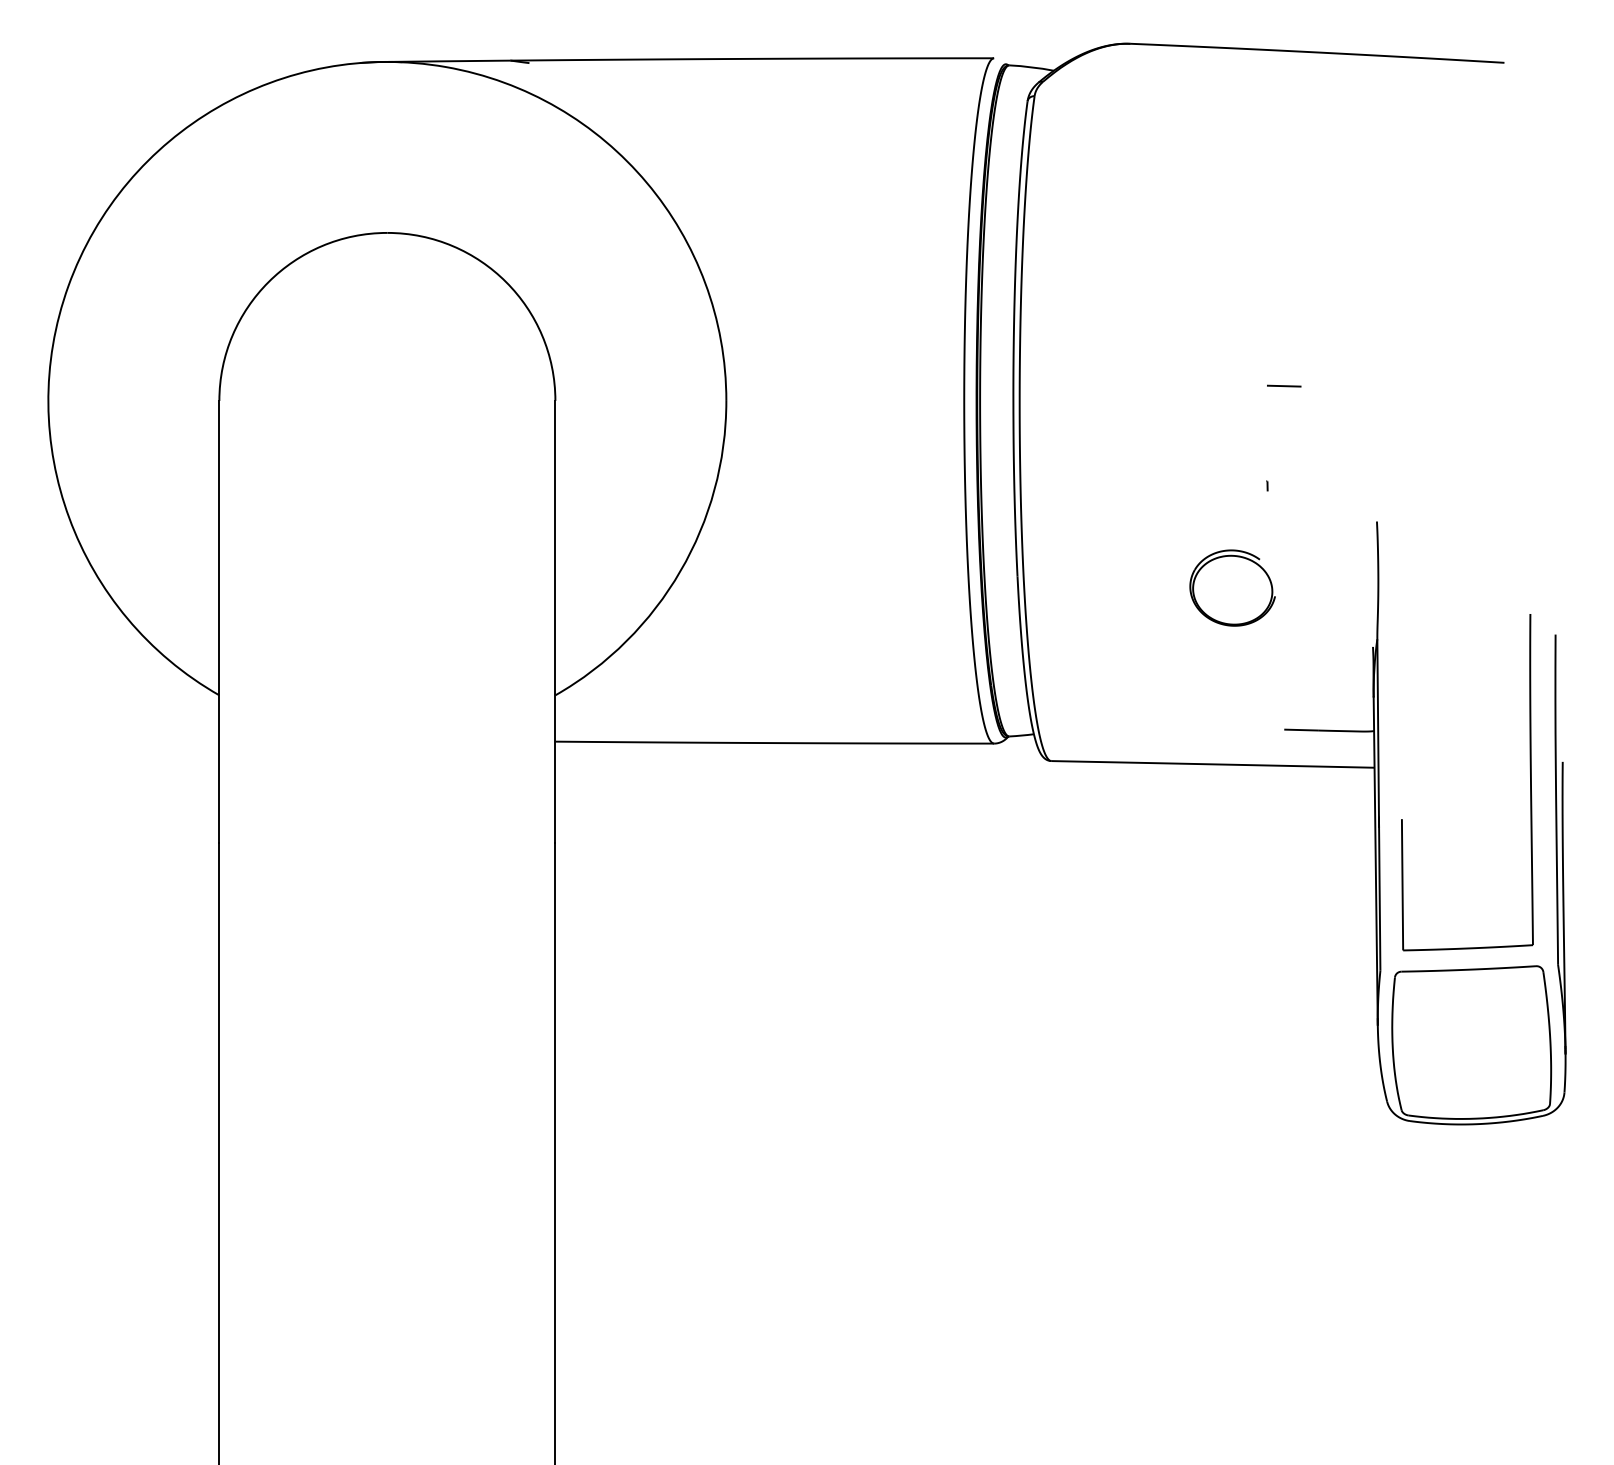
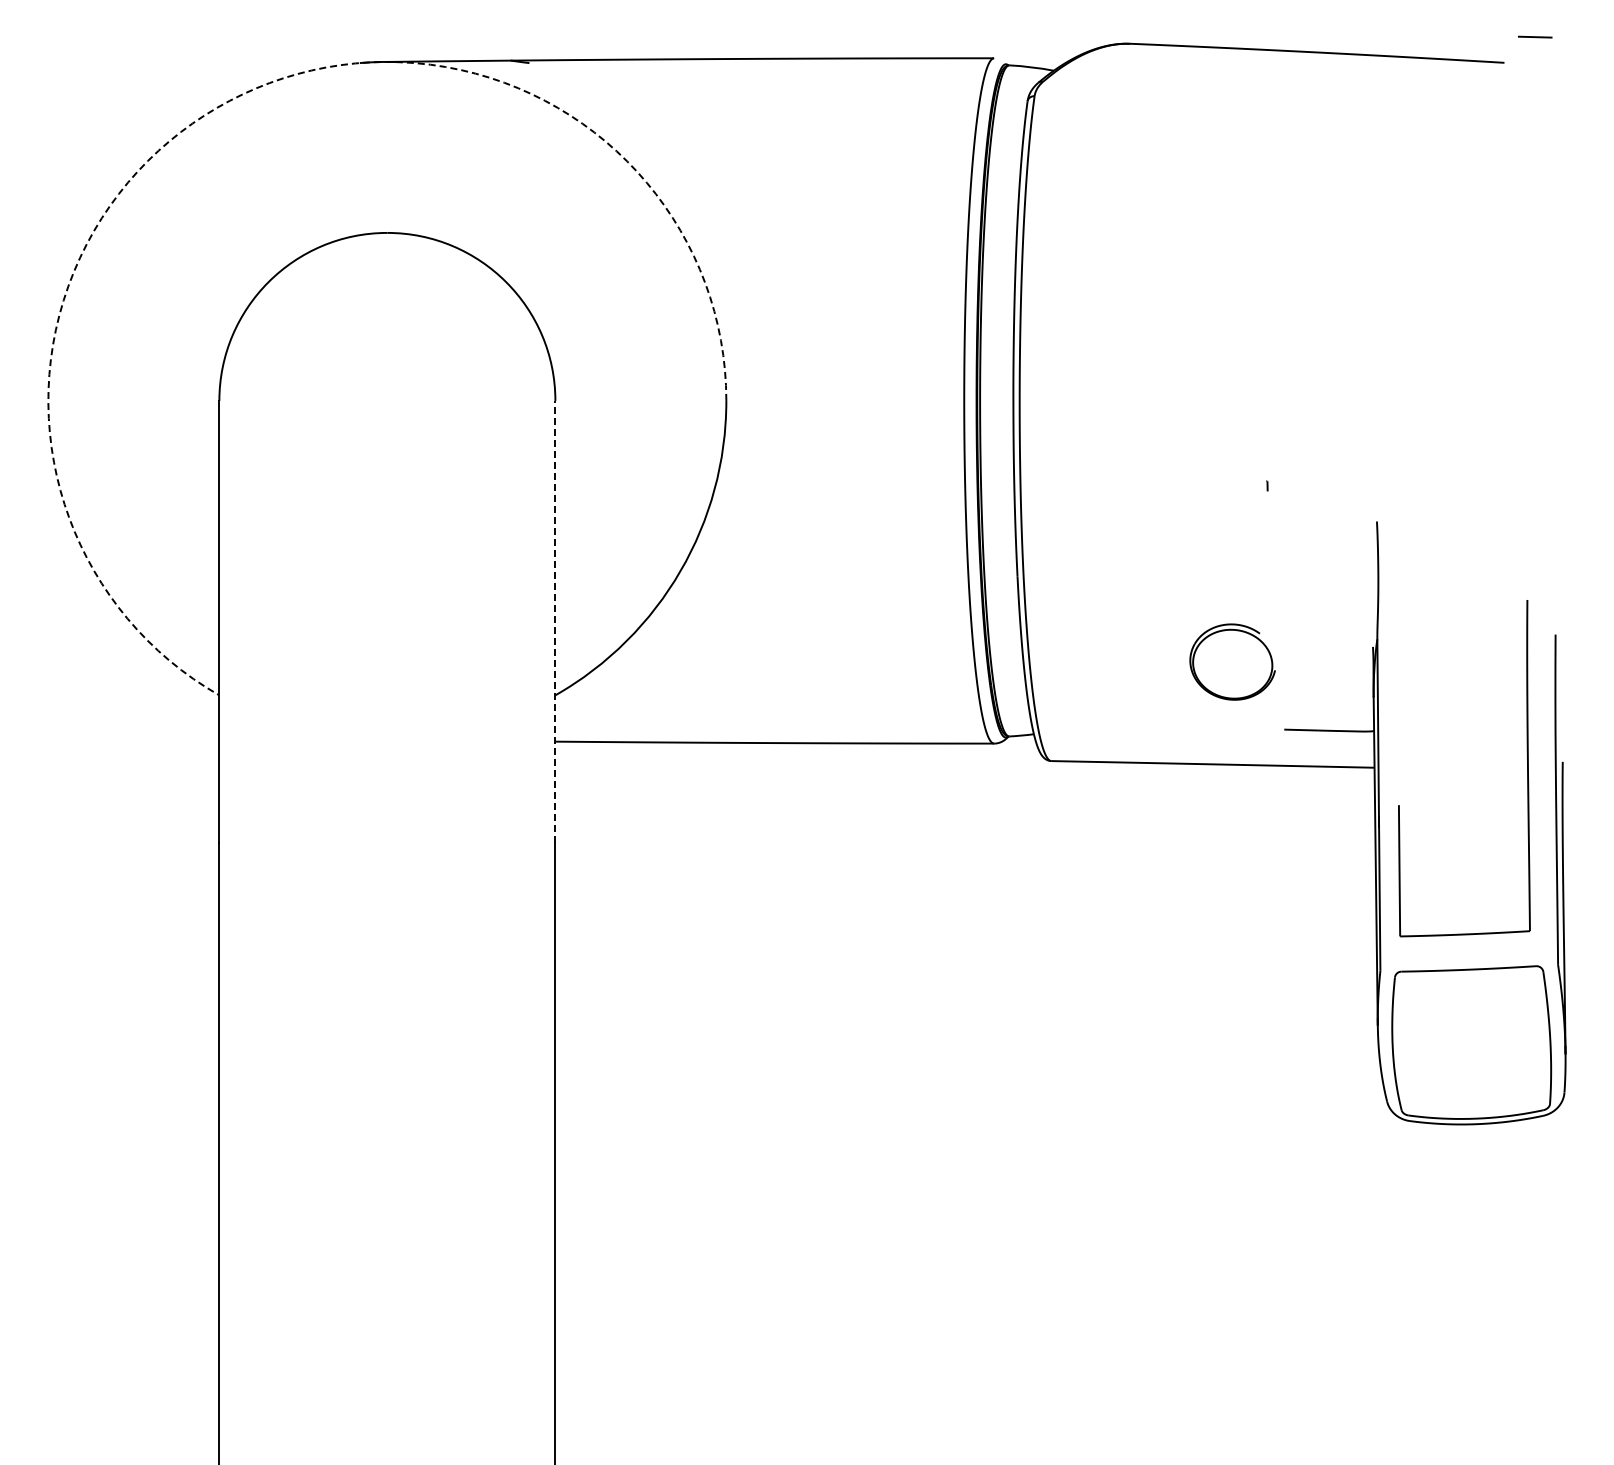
arc: solid -> dashed (217, 107)
line position: (1284, 385) -> (1535, 36) (1535, 36)
part position: (1232, 587) -> (1232, 661) (1232, 661)
line: solid -> dashed (555, 621)
part position: (1530, 782) -> (1527, 768) (1527, 768)
